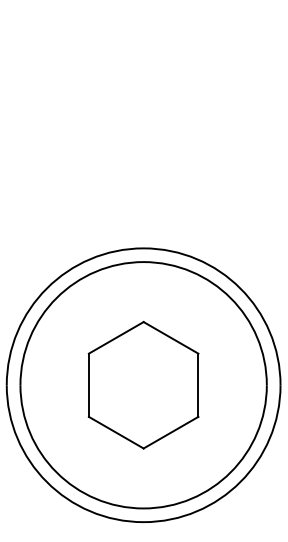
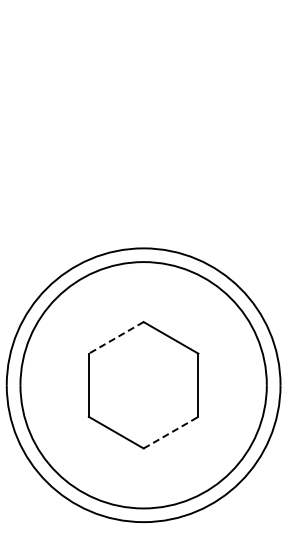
line: solid -> dashed (116, 337)
line: solid -> dashed (171, 432)
